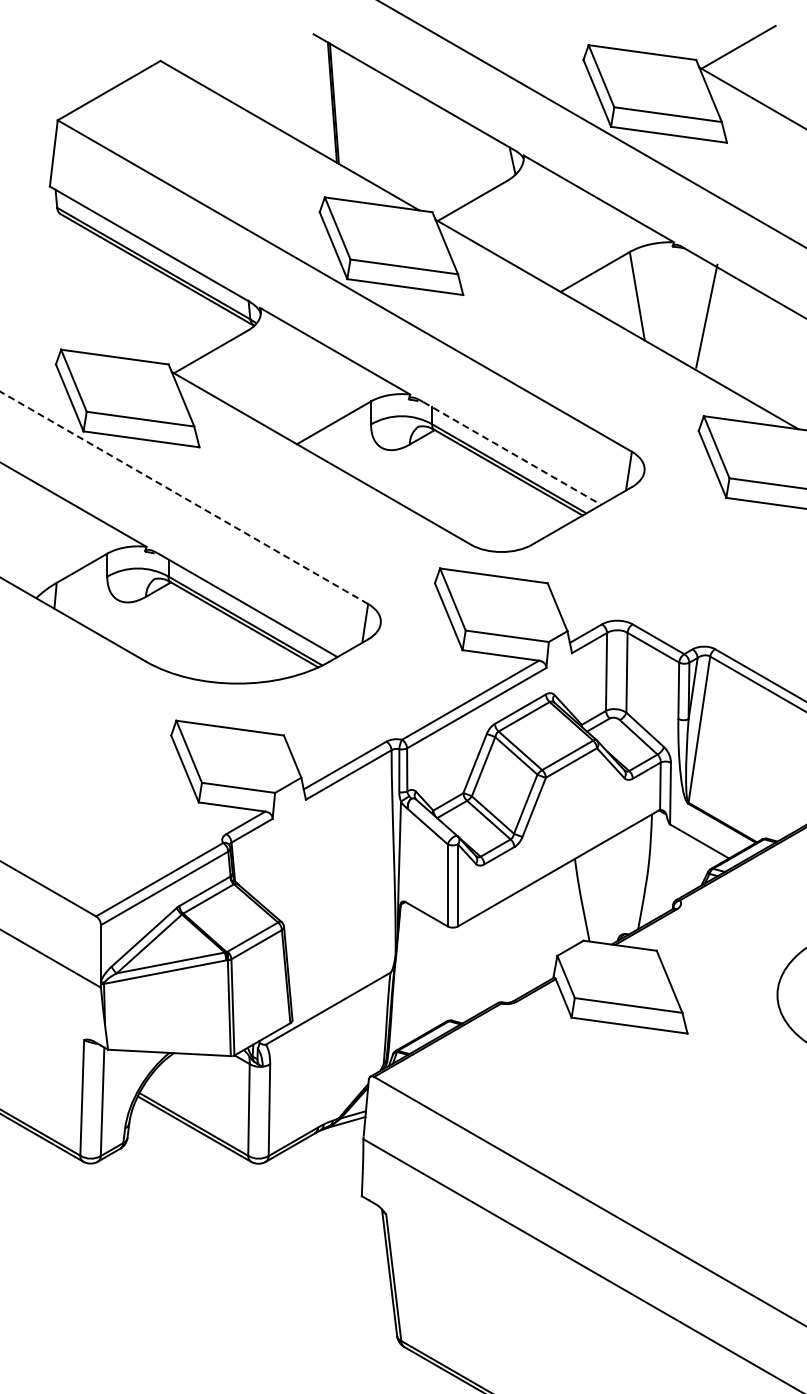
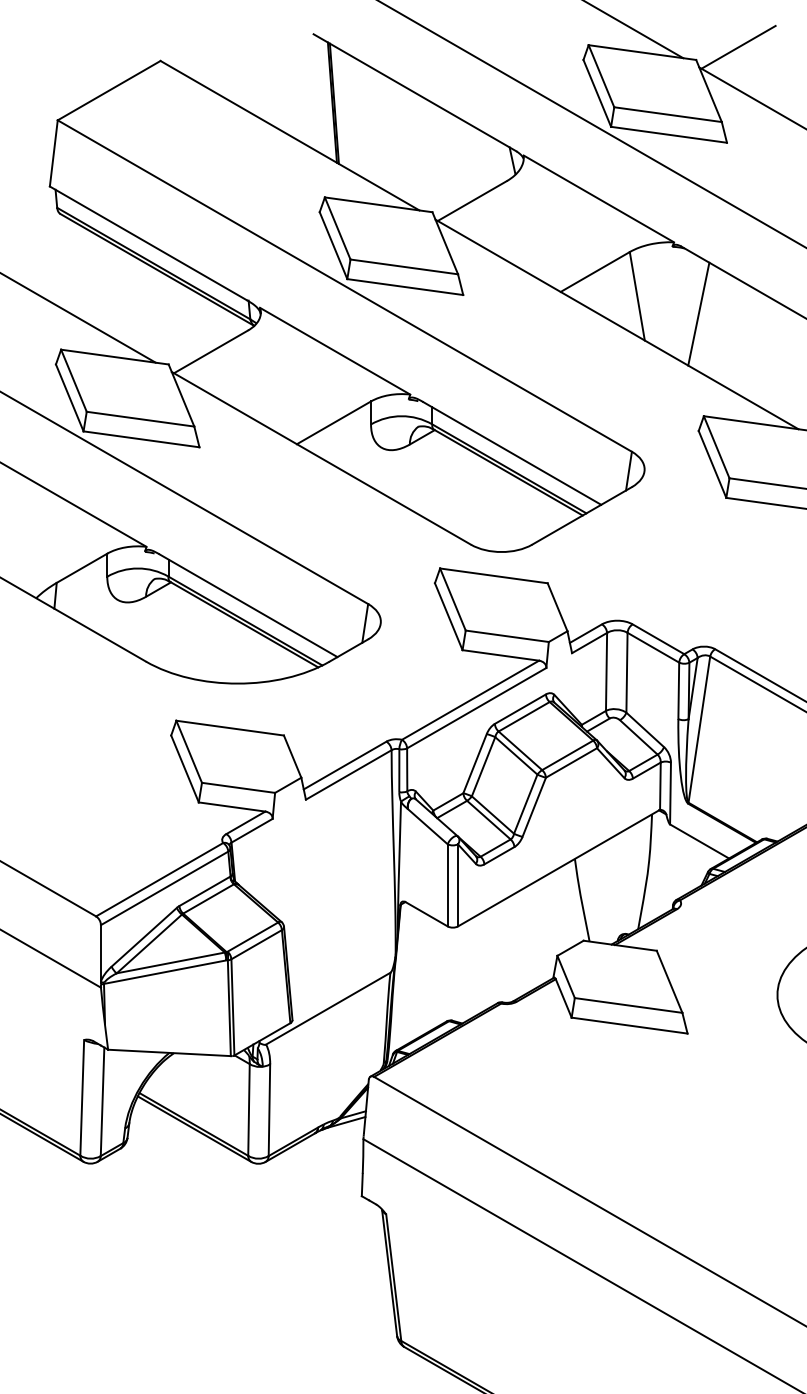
line: none -> present (634, 30)
line position: (706, 315) -> (698, 313) (698, 313)
line: none -> present (78, 318)
line: dashed -> solid (512, 453)
line: dashed -> solid (183, 497)
